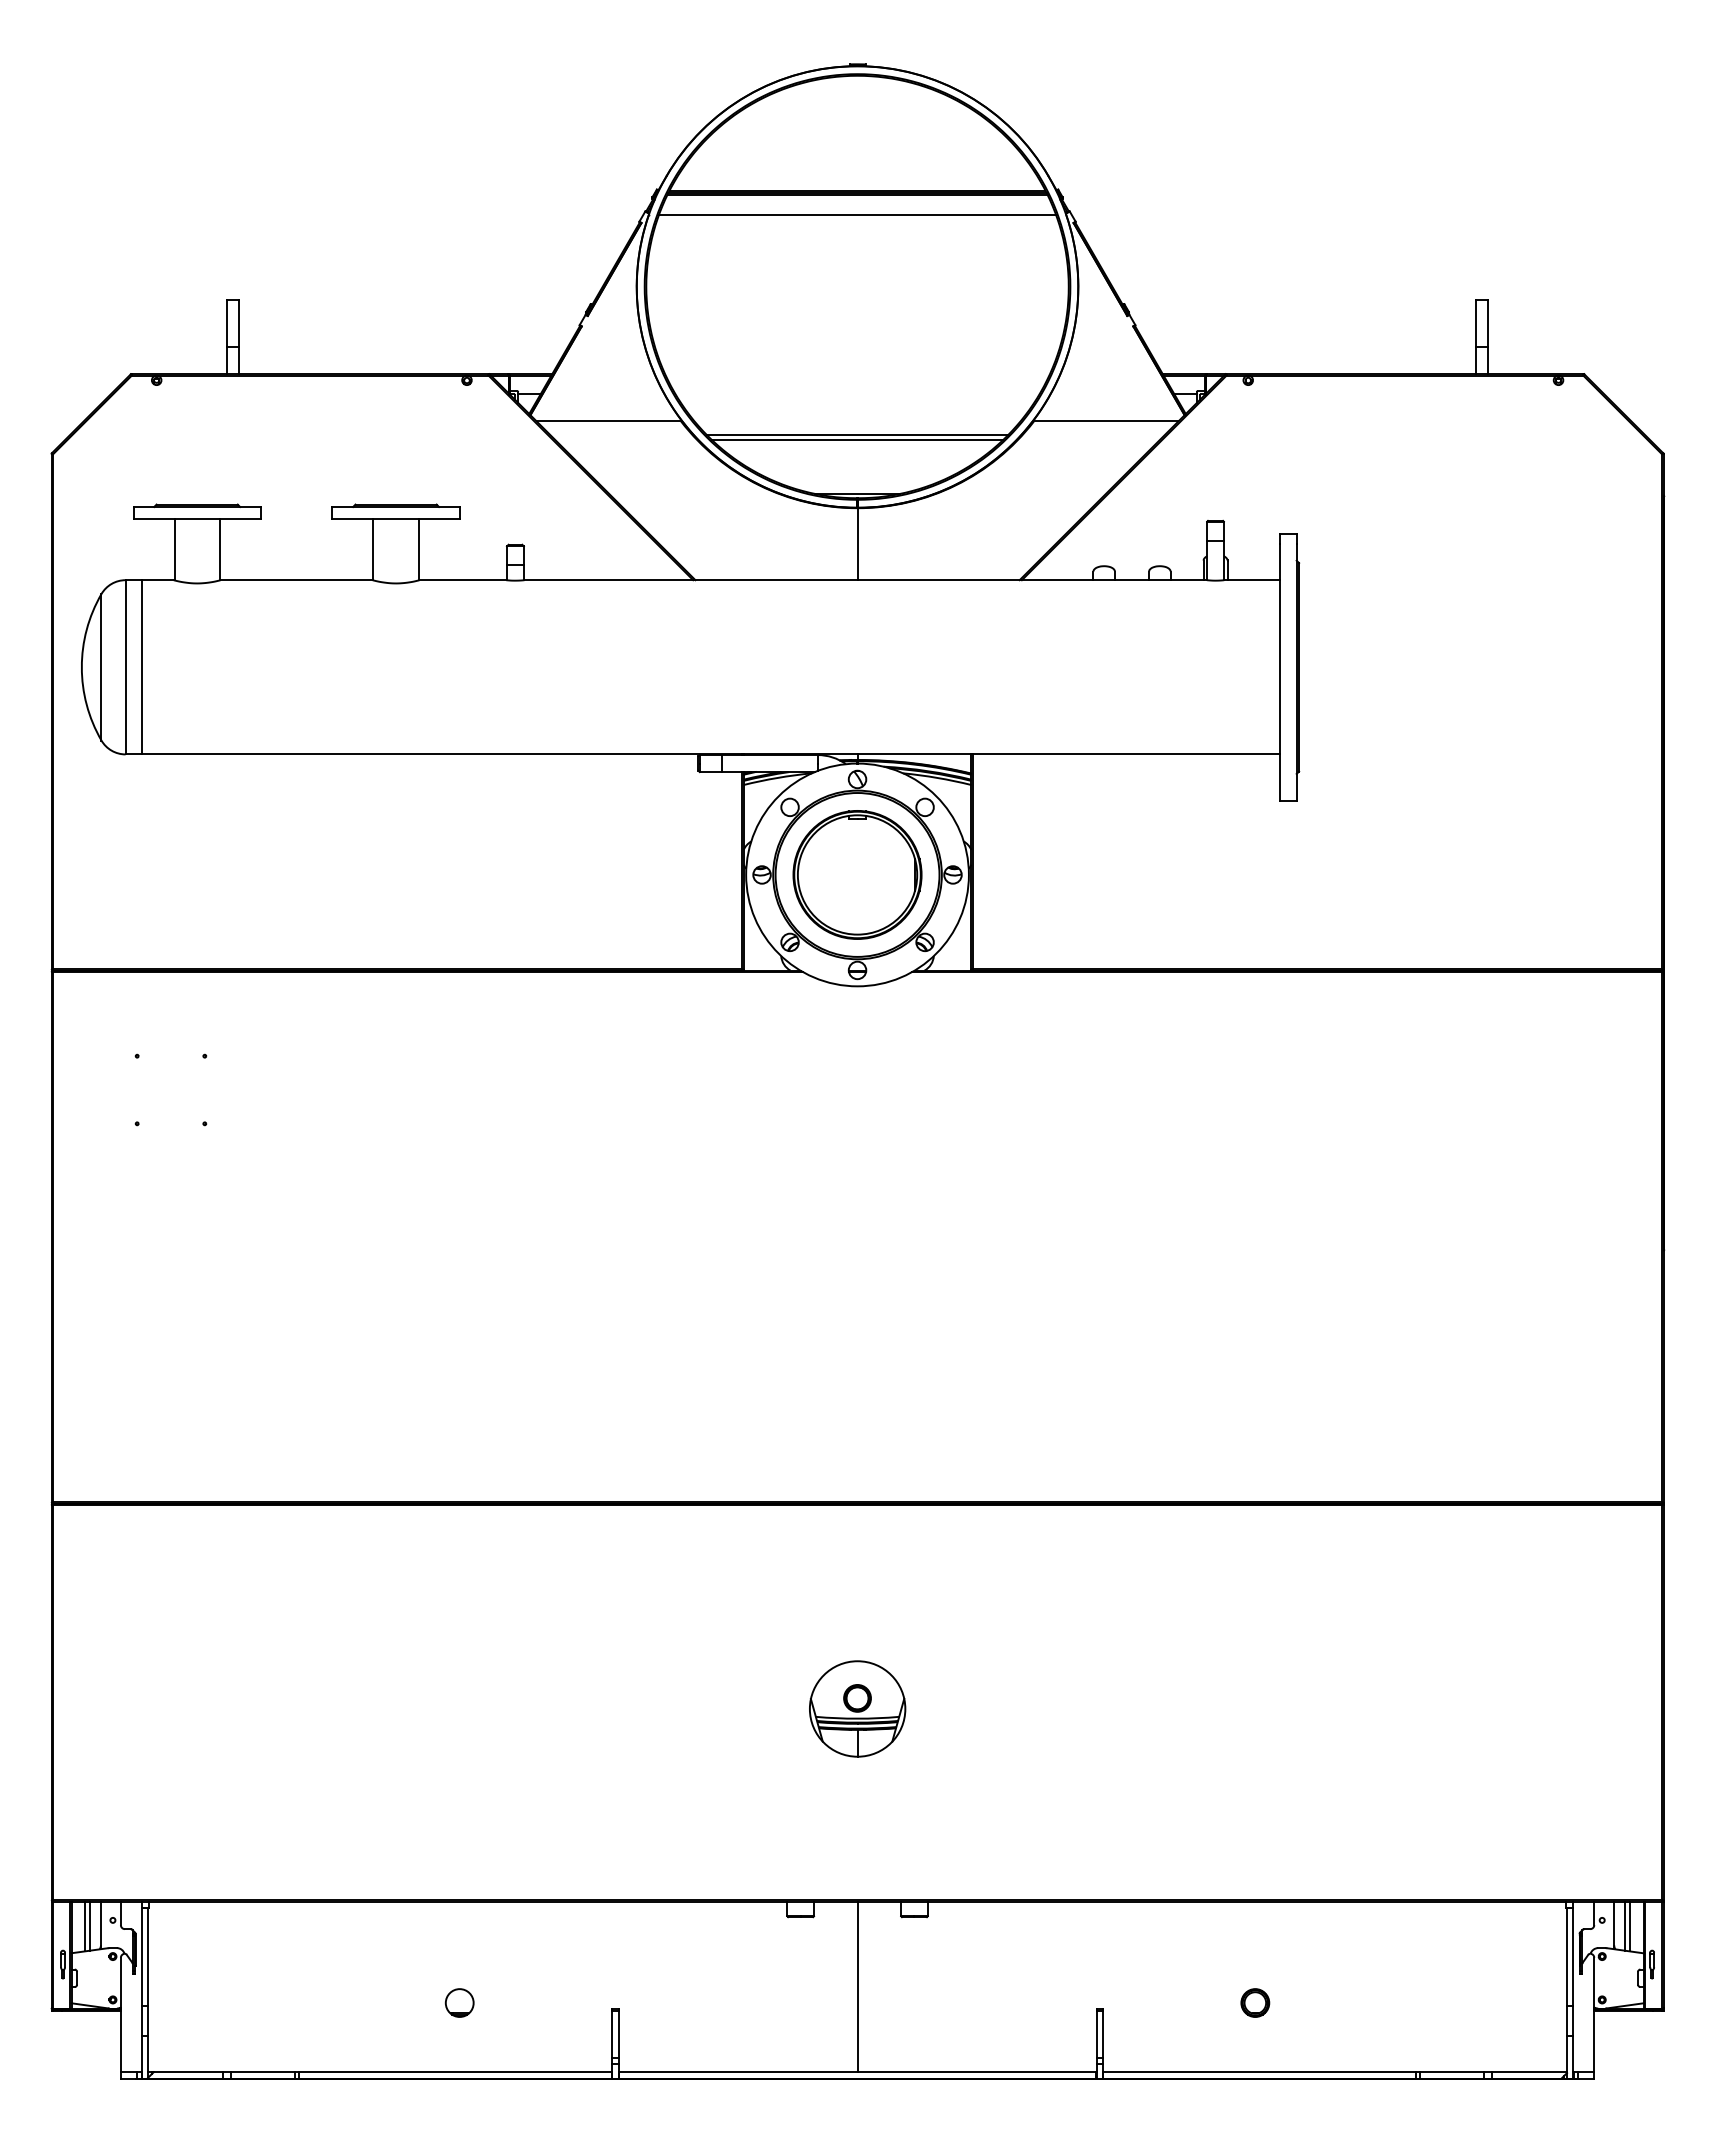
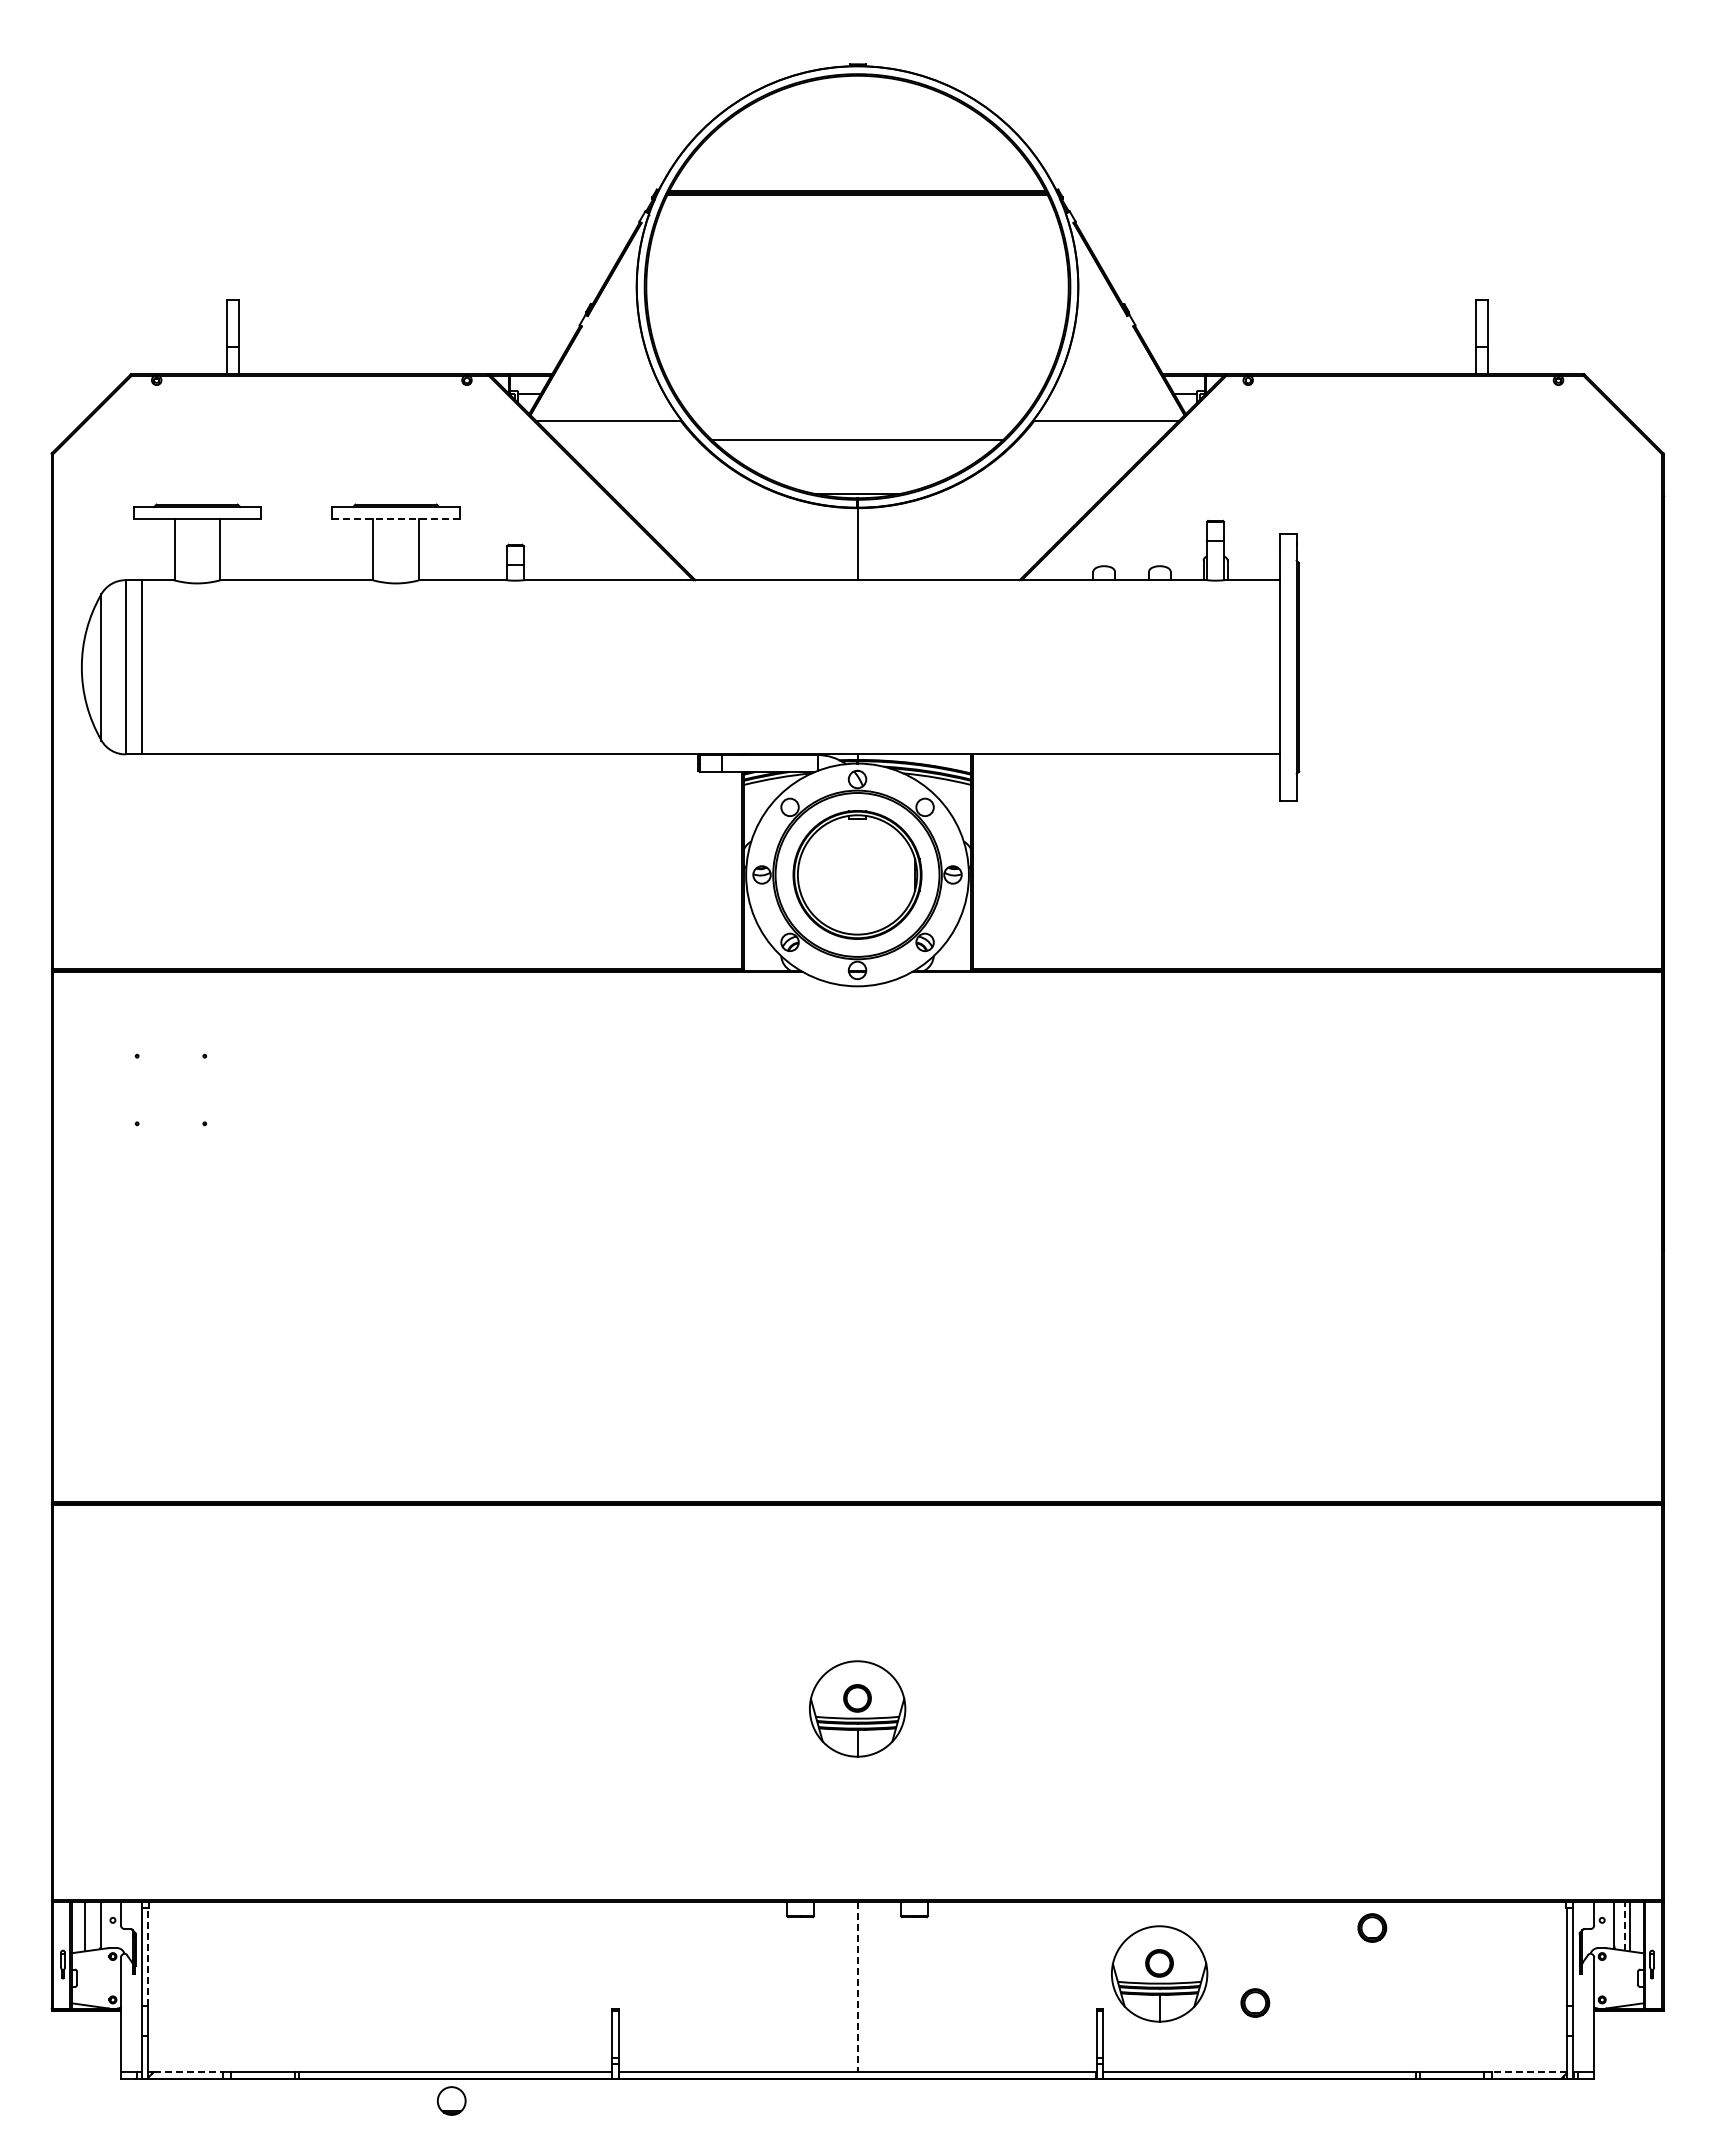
line: present -> none (857, 214)
line: present -> none (857, 435)
line: solid -> dashed (396, 518)
line: present -> none (89, 1925)
line: solid -> dashed (1625, 1926)
part: none -> present (1372, 1927)
line: solid -> dashed (148, 1956)
part: none -> present (1159, 1973)
line: solid -> dashed (857, 1987)
part position: (459, 2002) -> (451, 2100) (451, 2100)
line: solid -> dashed (188, 2072)
line: solid -> dashed (1529, 2072)
